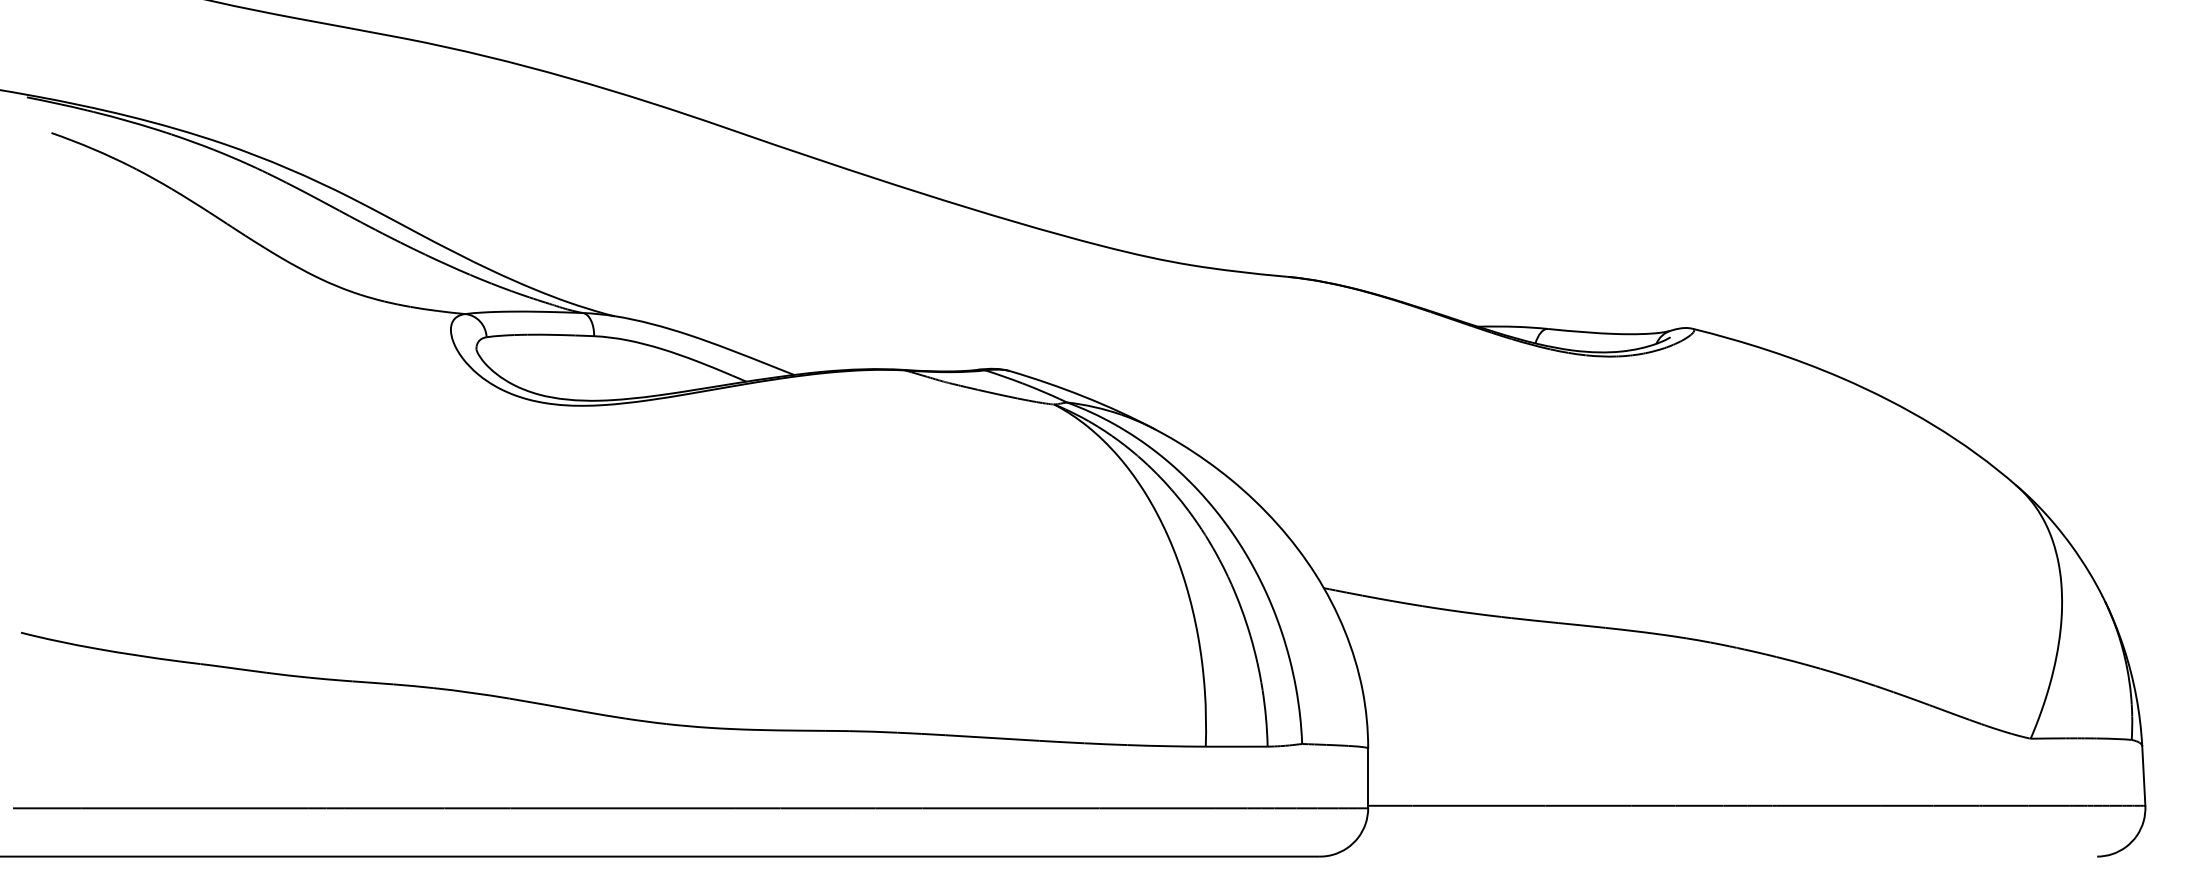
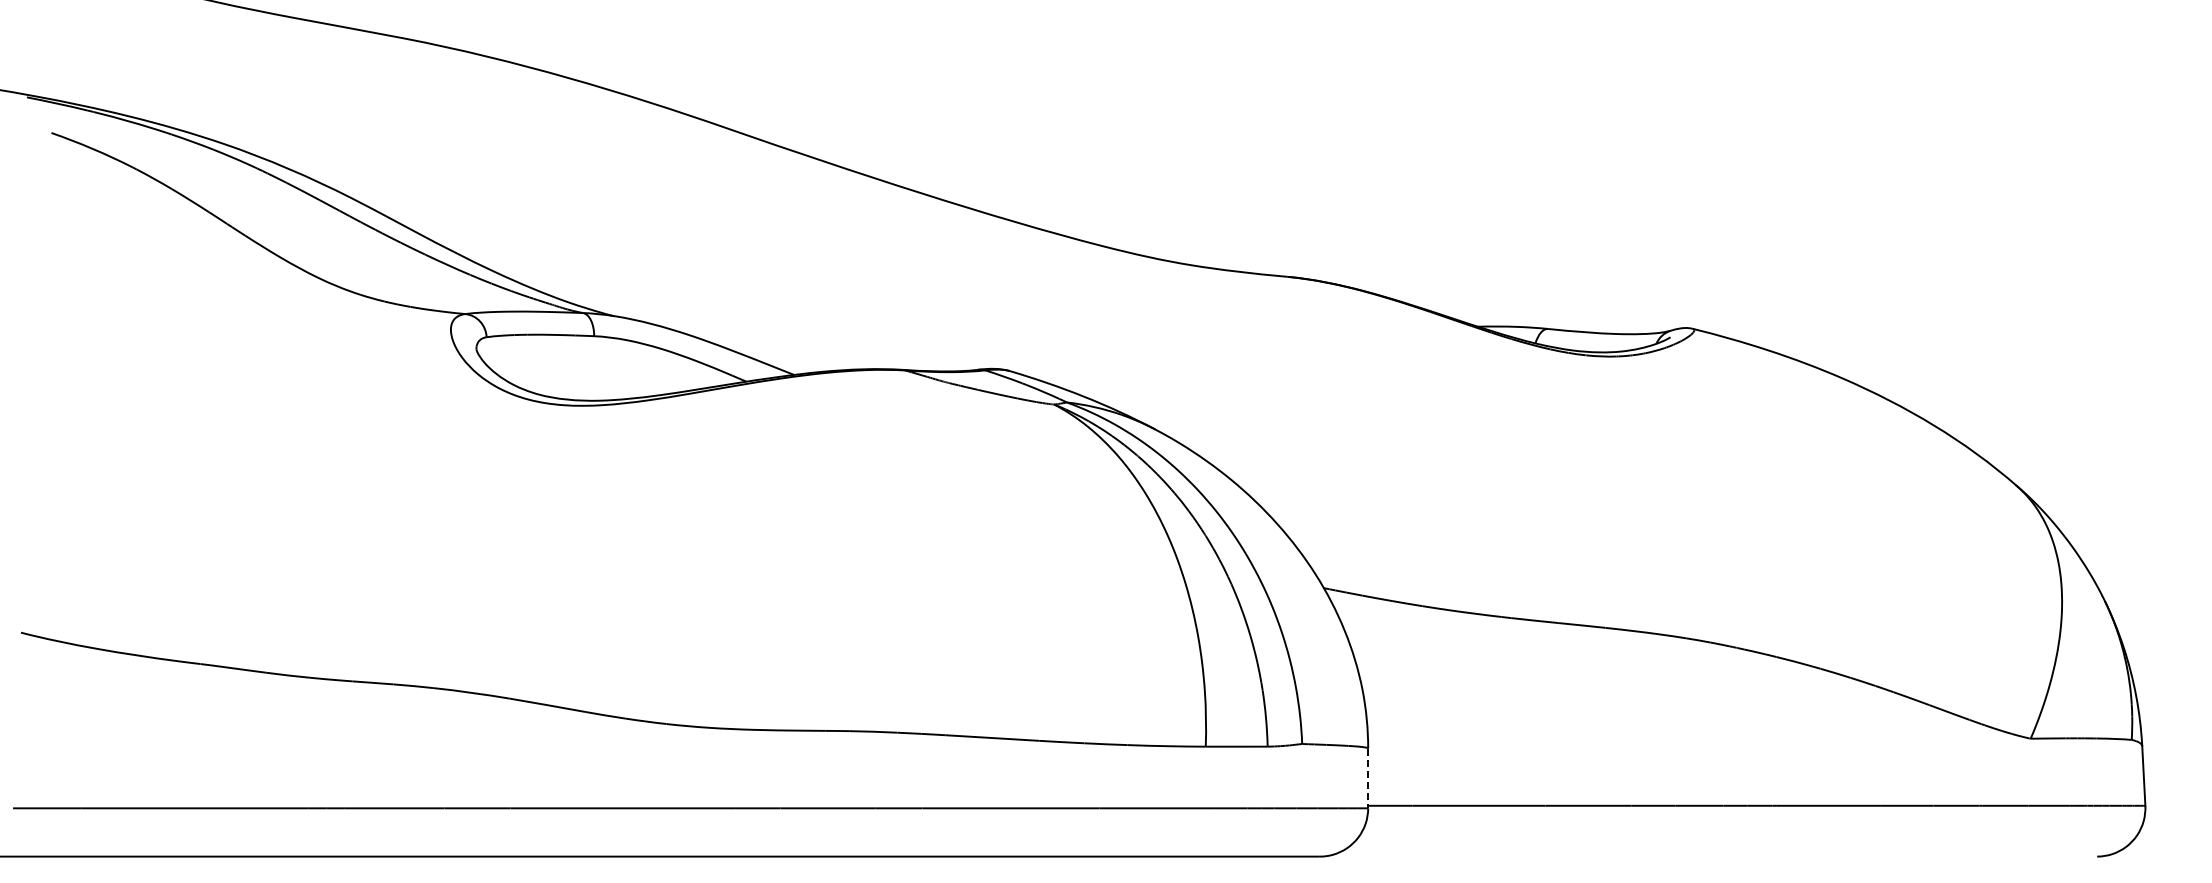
line: solid -> dashed (1368, 778)
